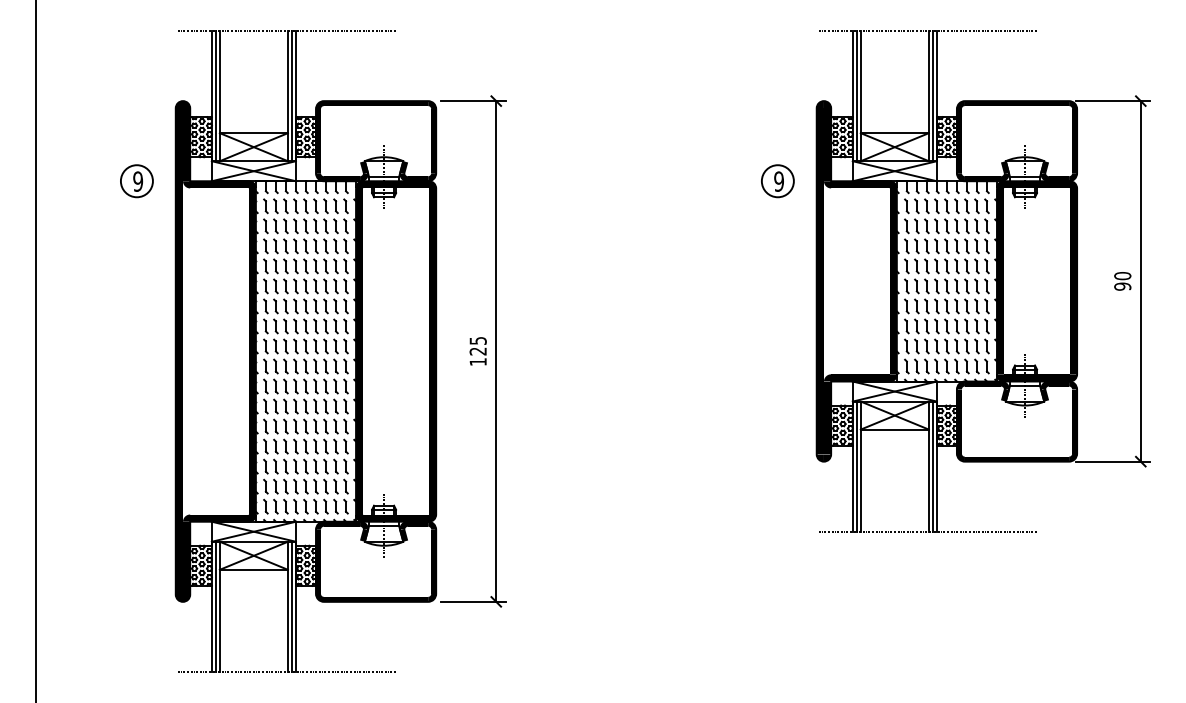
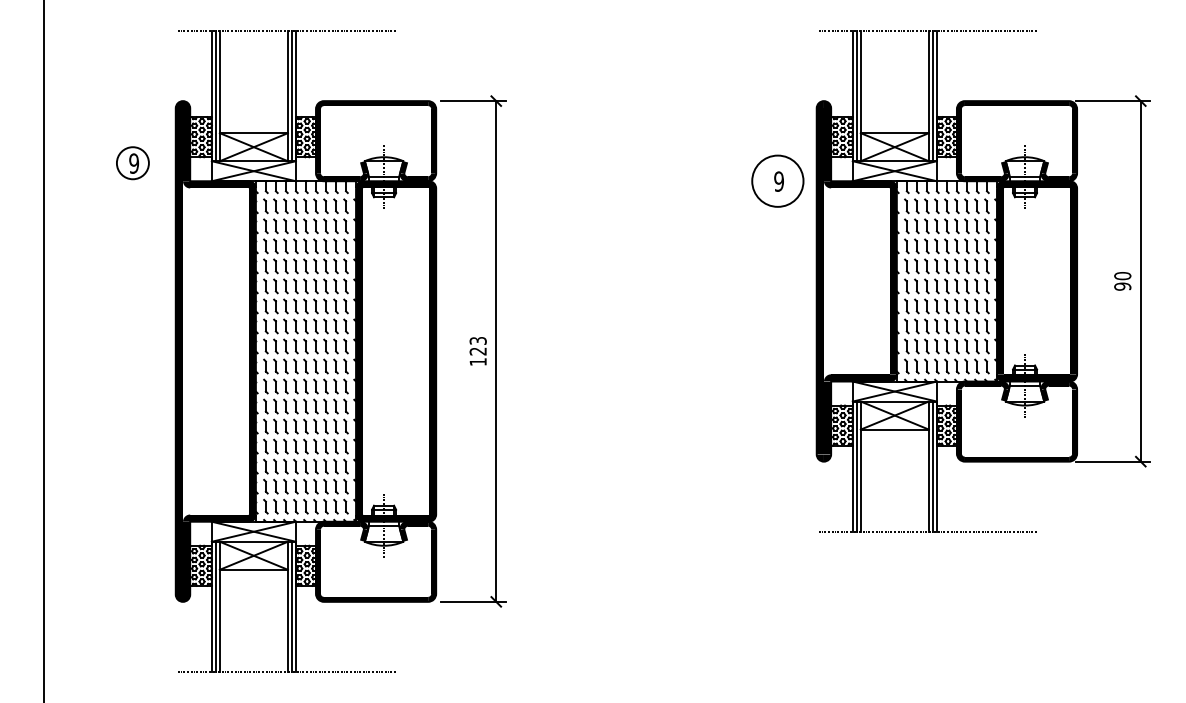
part position: (136, 181) -> (132, 163) (132, 163)
circle diameter: 32 px -> 51 px (777, 180)
text: 125 -> 123 (477, 340)
line position: (35, 350) -> (43, 350) (43, 350)
